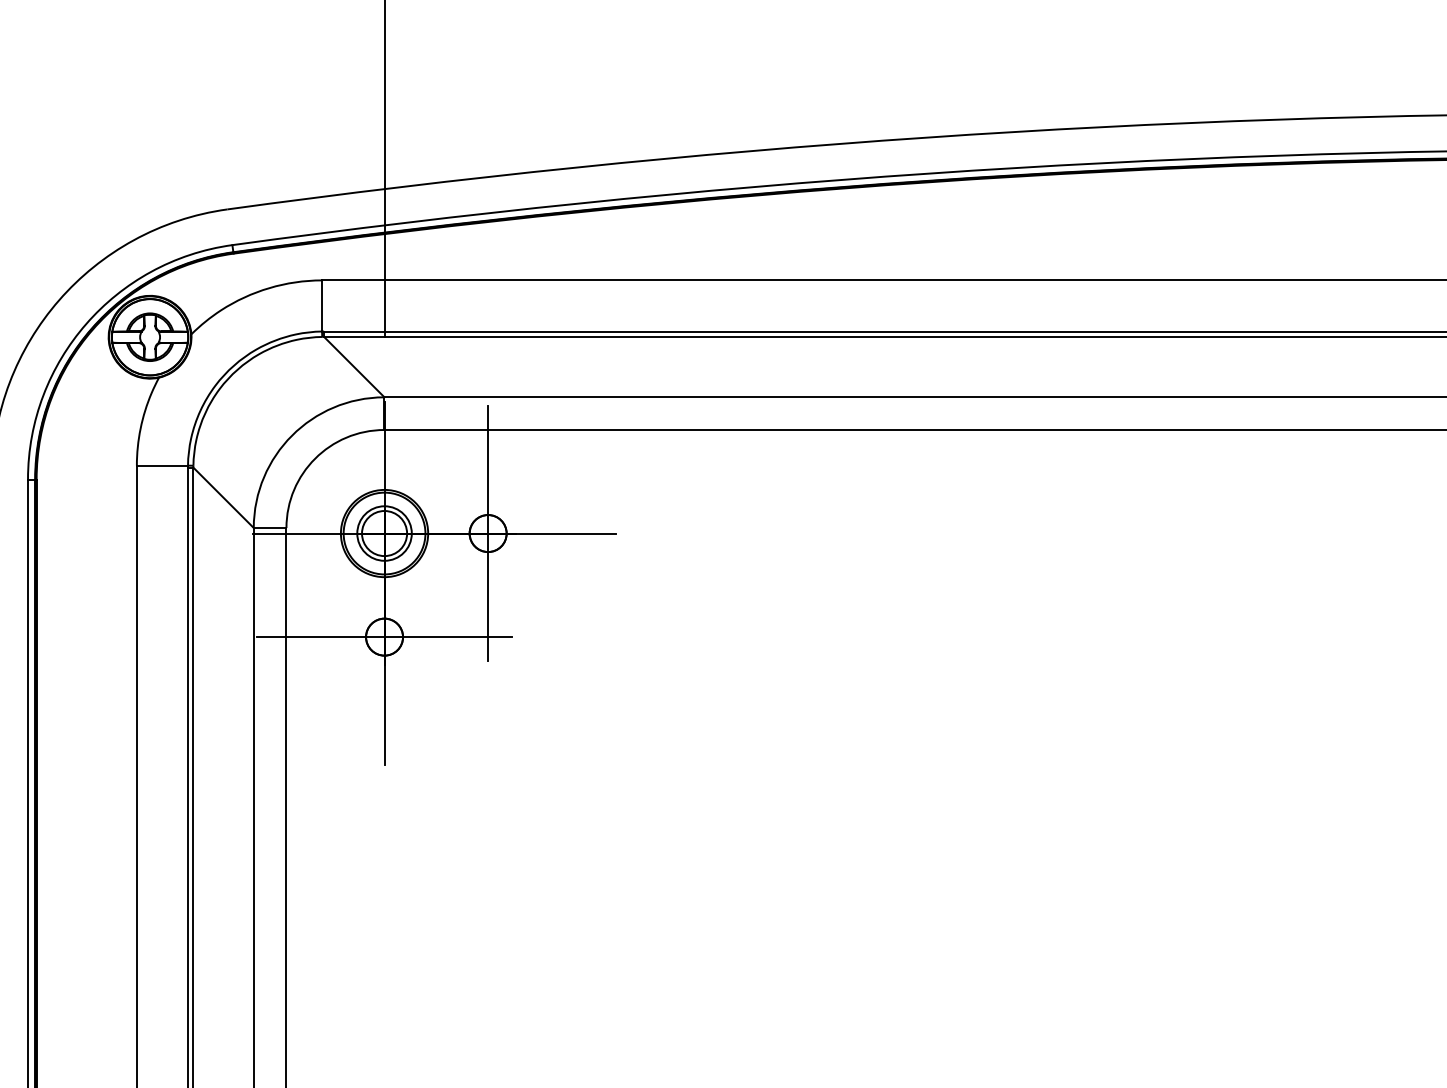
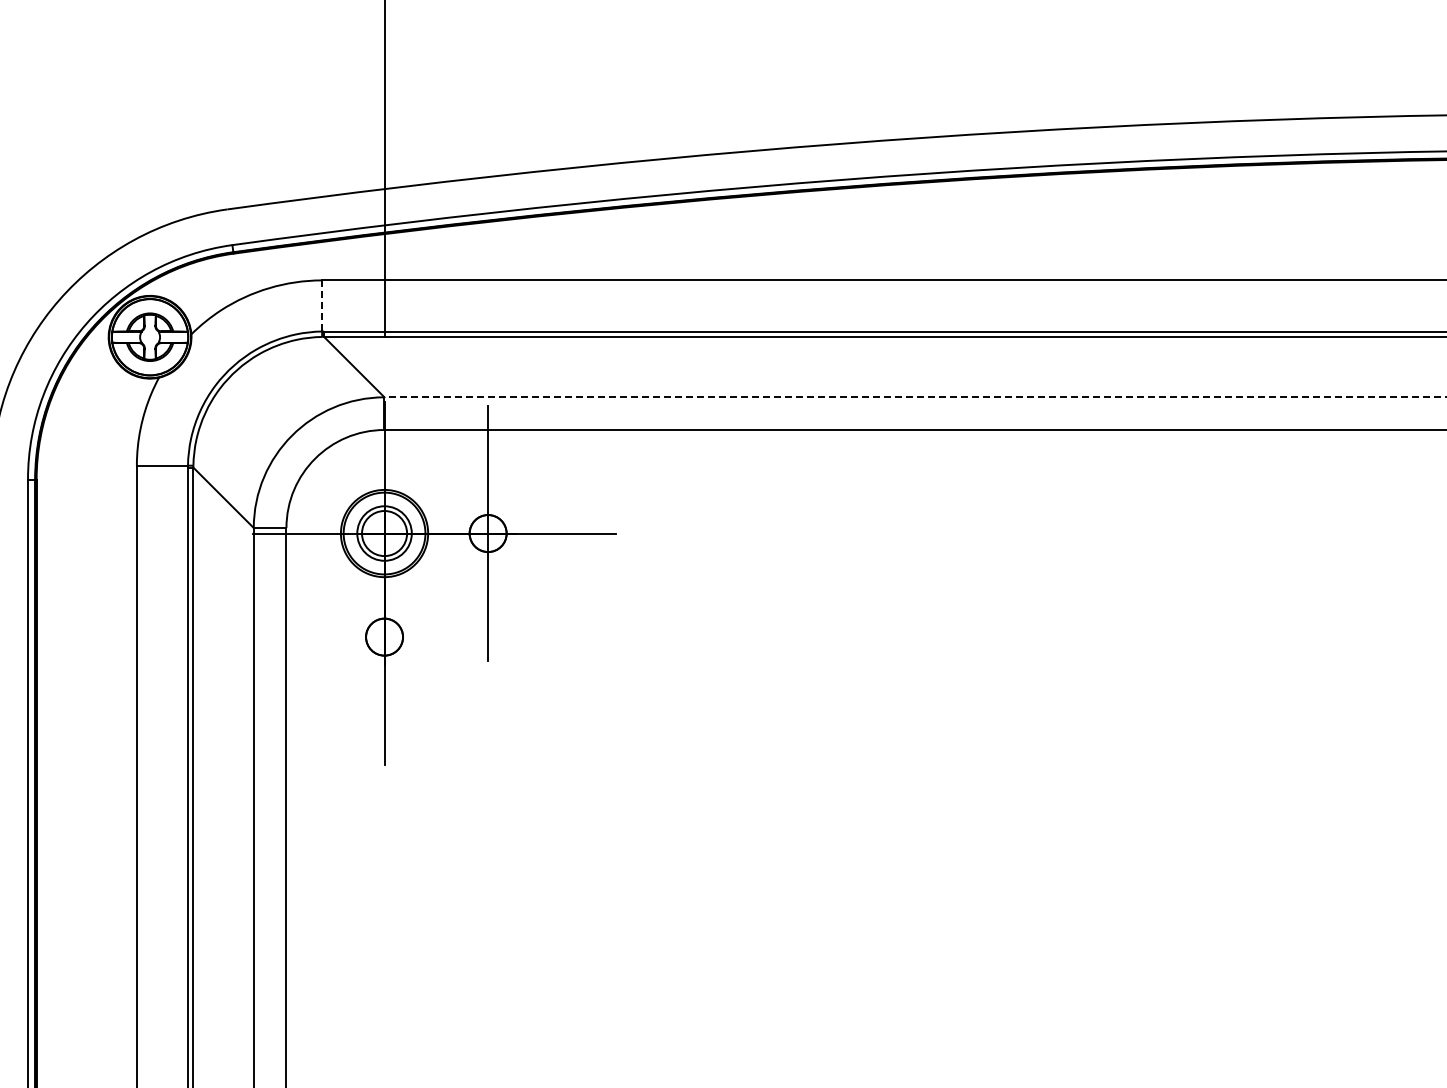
line: solid -> dashed (322, 305)
line: solid -> dashed (915, 397)
line: present -> none (384, 637)
